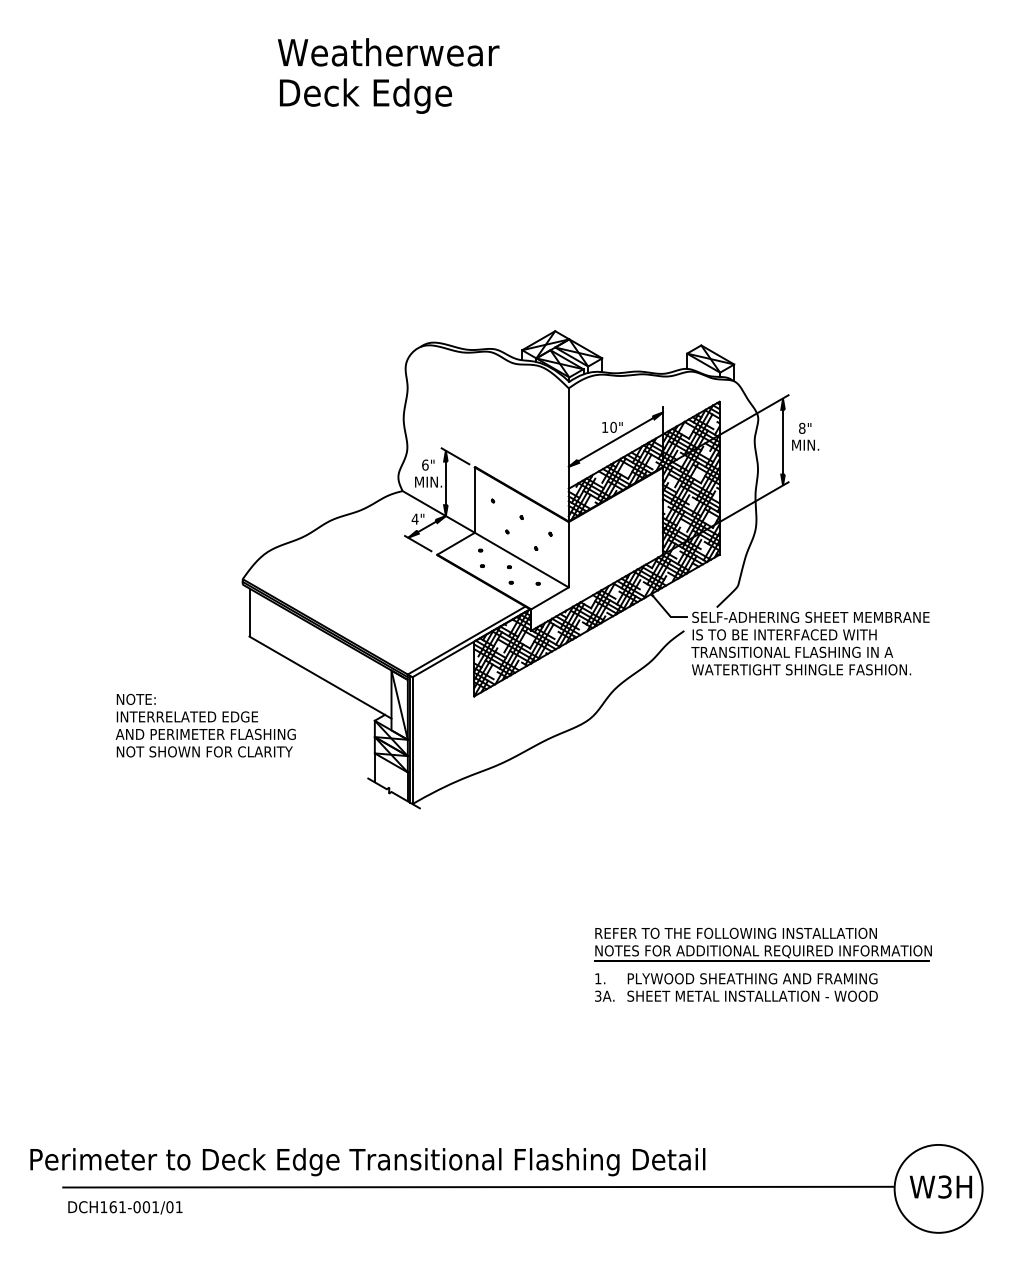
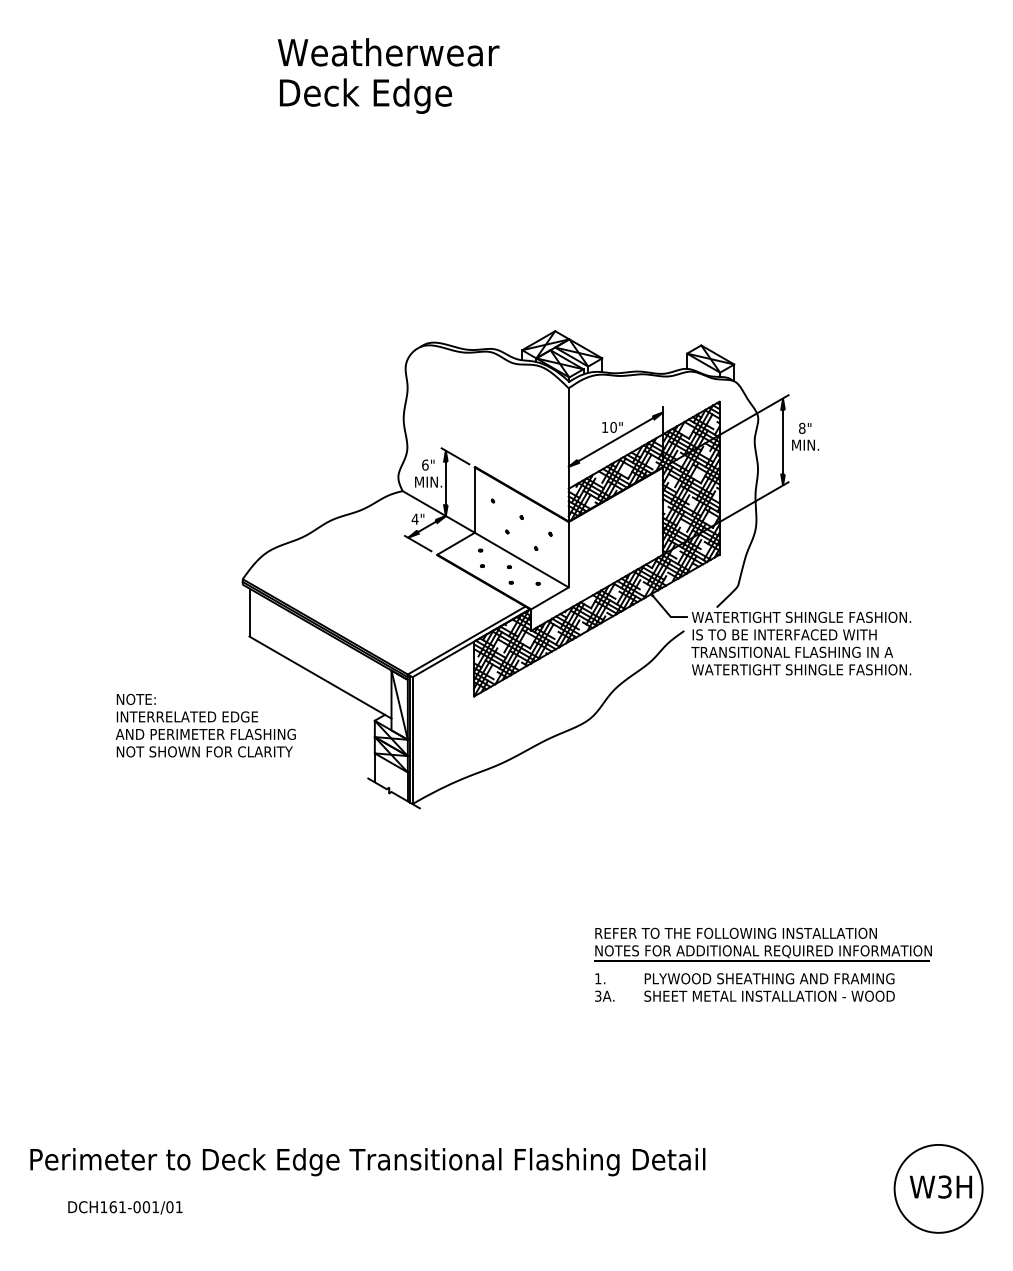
text: SELF-ADHERING SHEET MEMBRANE -> WATERTIGHT SHINGLE FASHION. (810, 616)
text position: (752, 987) -> (769, 987) (769, 987)
line: present -> none (477, 1186)
